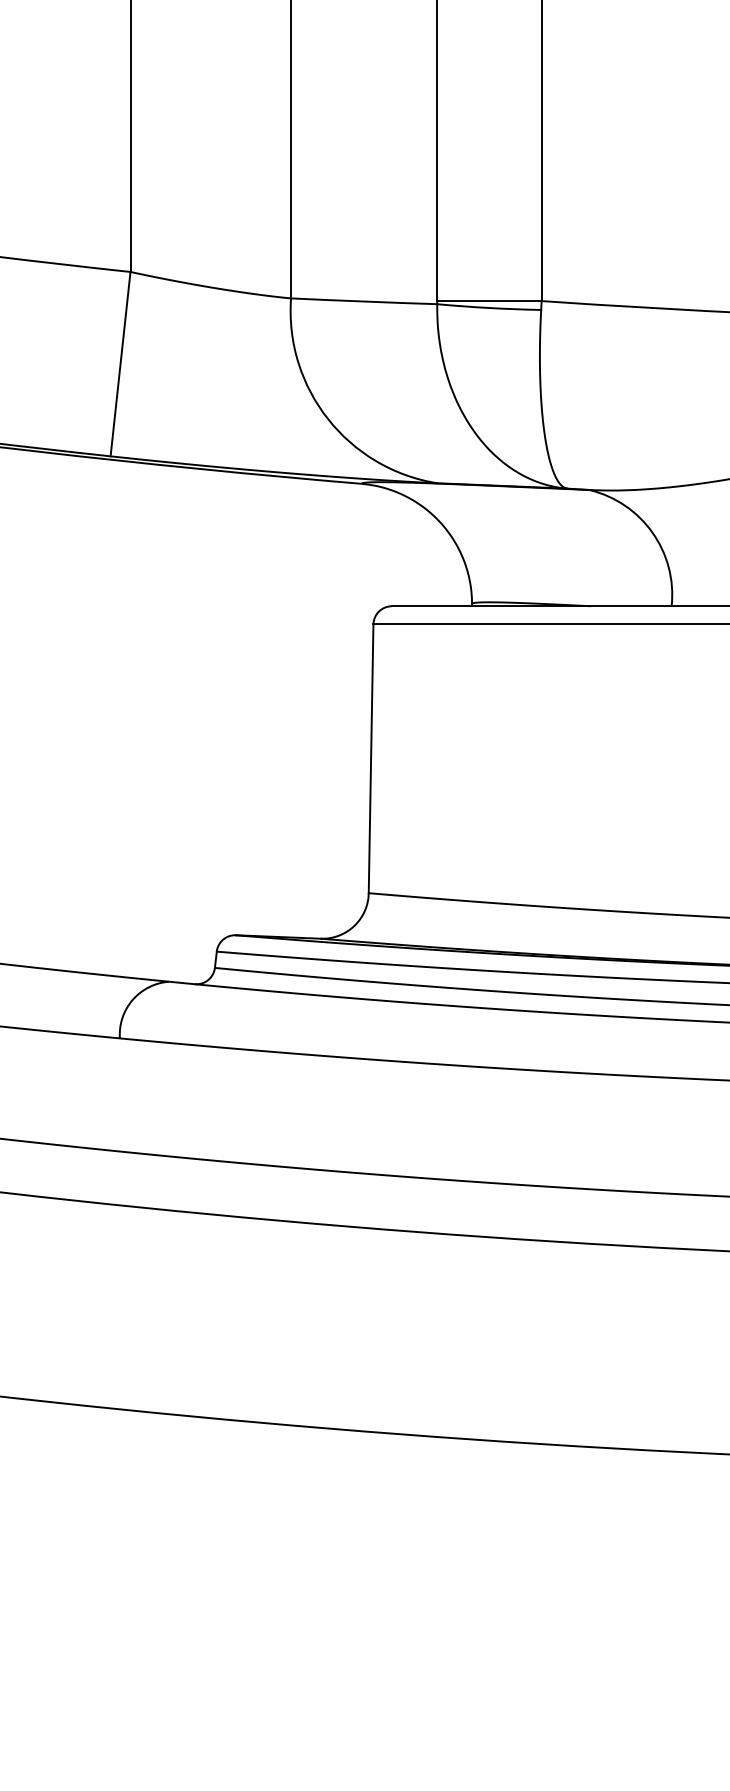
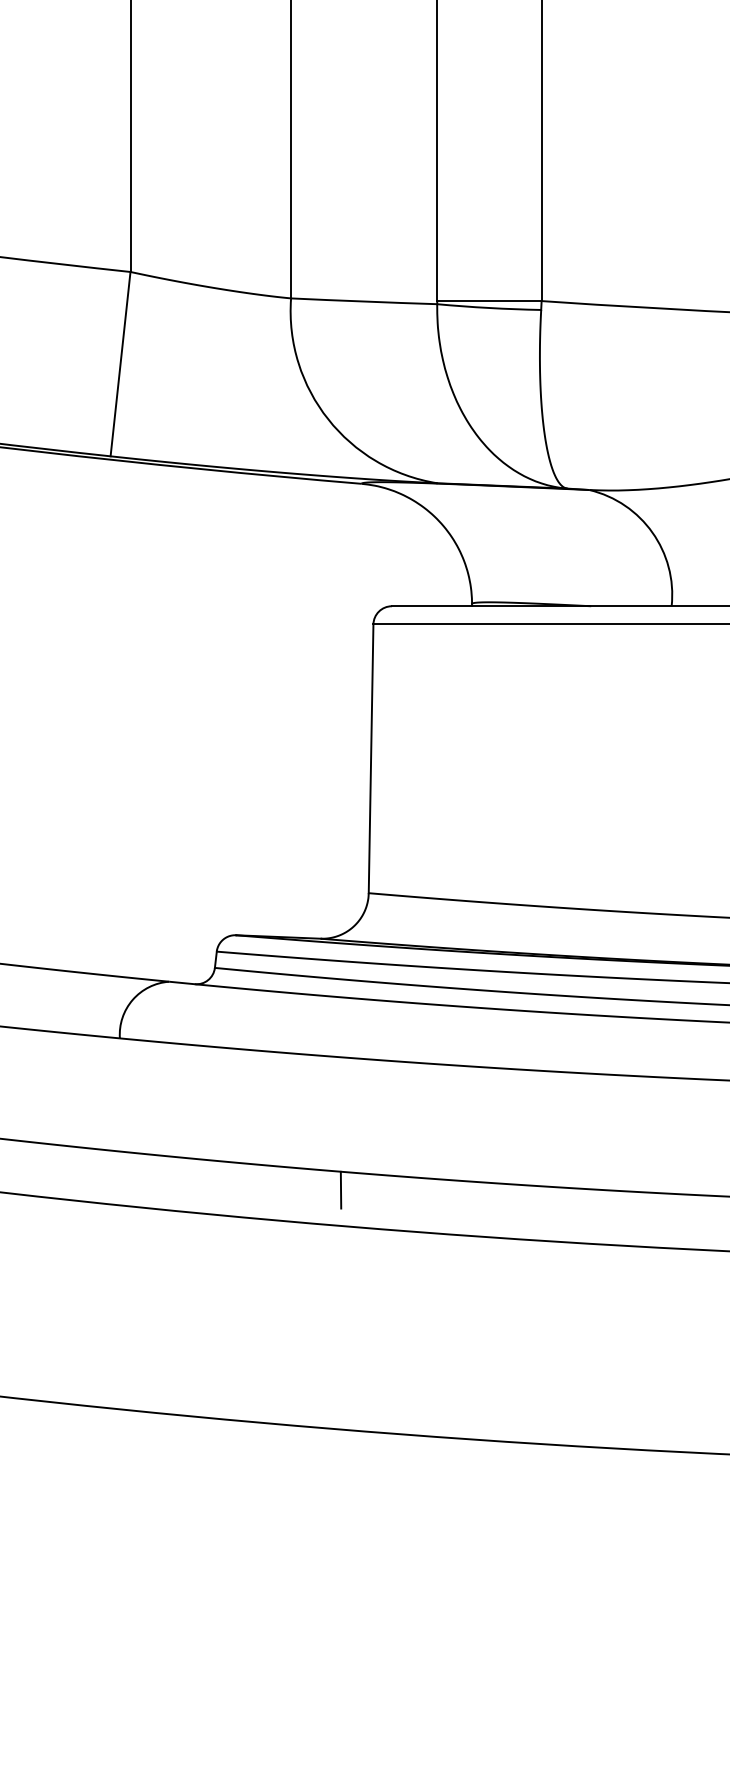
line: none -> present (340, 1189)
